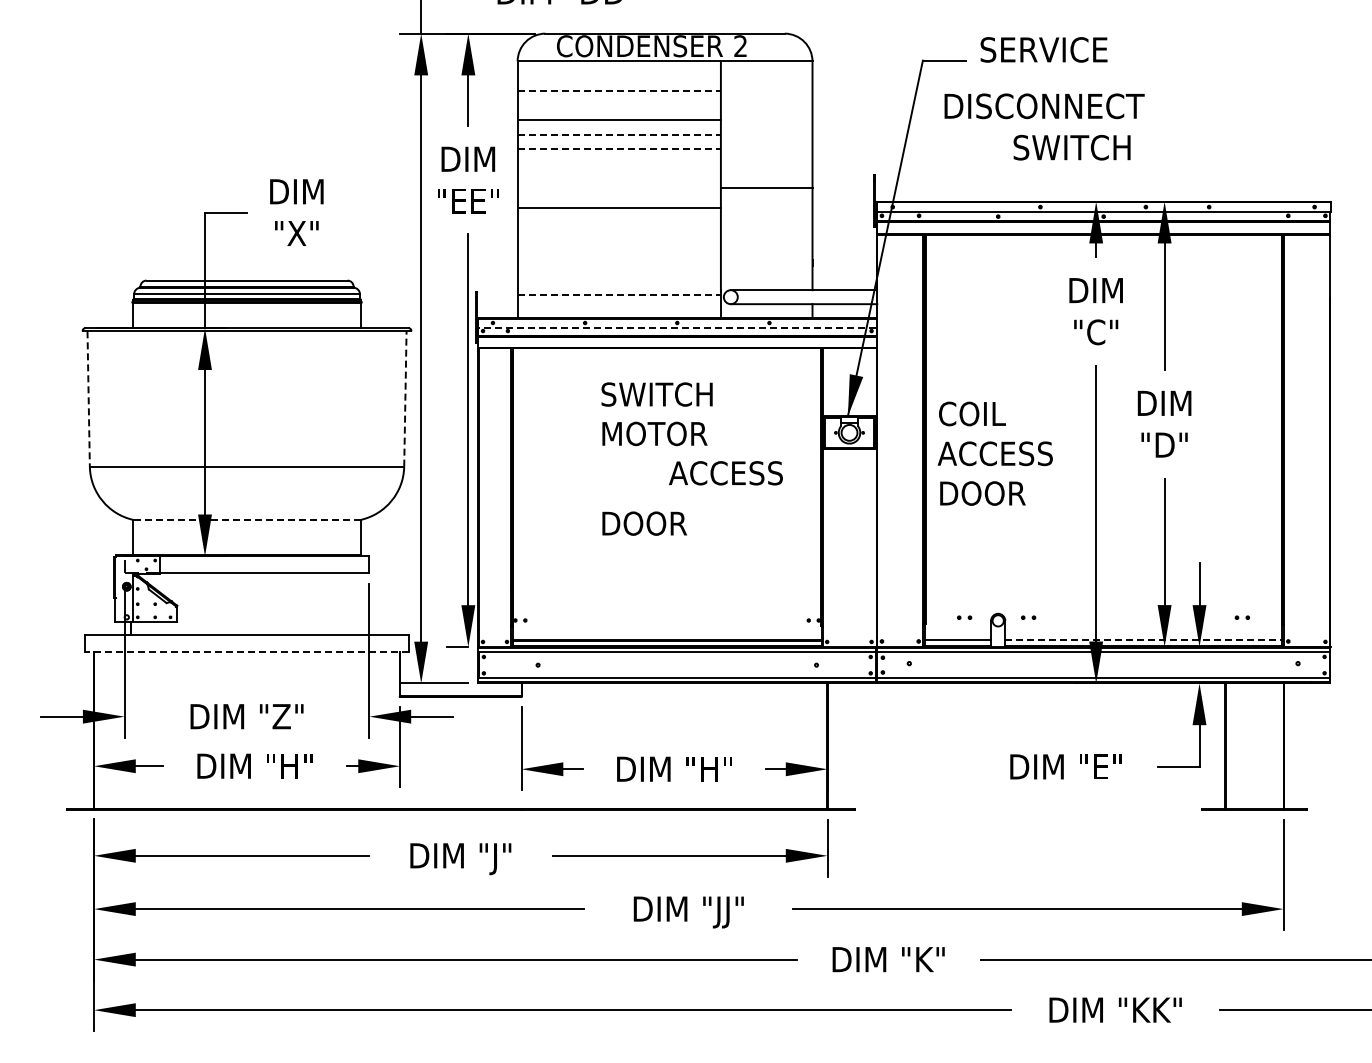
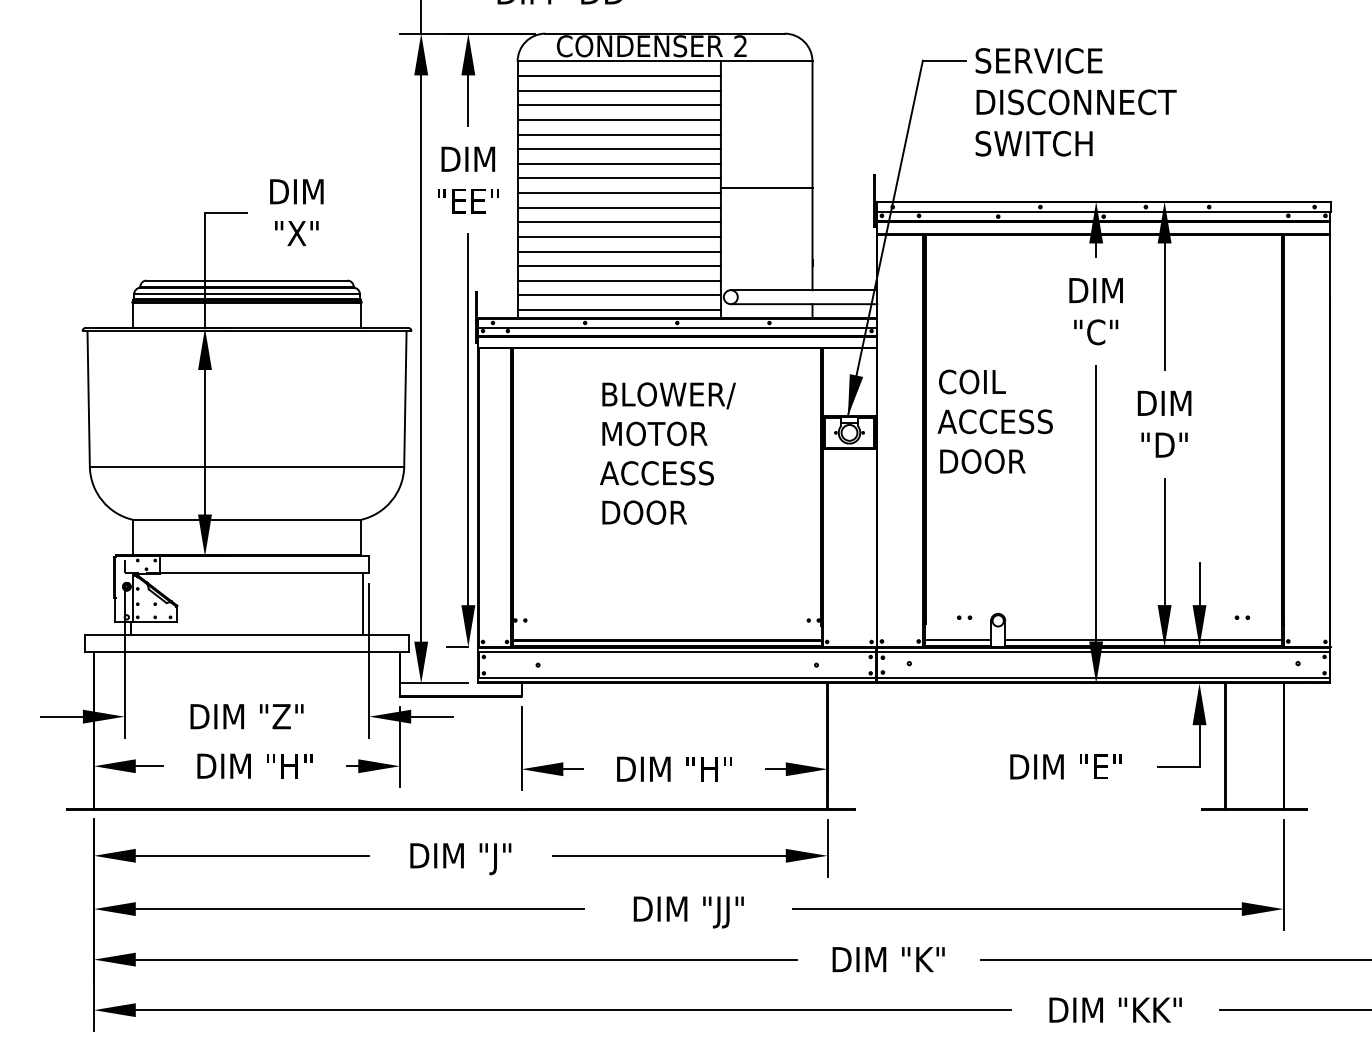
text position: (1043, 49) -> (1038, 60) (1038, 60)
line: none -> present (618, 76)
line: dashed -> solid (619, 90)
line: none -> present (618, 105)
text position: (1044, 106) -> (1076, 102) (1076, 102)
line: dashed -> solid (619, 134)
text position: (1071, 147) -> (1033, 143) (1033, 143)
line: dashed -> solid (619, 149)
line: none -> present (618, 163)
line: none -> present (618, 178)
line: none -> present (618, 193)
line: none -> present (618, 222)
line: none -> present (618, 236)
line: none -> present (618, 251)
line: none -> present (618, 266)
line: none -> present (618, 280)
line: dashed -> solid (619, 295)
line: none -> present (618, 310)
line: dashed -> solid (677, 327)
text: SWITCH -> BLOWER/ (668, 395)
line: dashed -> solid (88, 398)
line: dashed -> solid (405, 398)
text position: (994, 453) -> (994, 421) (994, 421)
text position: (725, 473) -> (656, 473) (656, 473)
line: dashed -> solid (247, 519)
text position: (644, 523) -> (644, 512) (644, 512)
line: none -> present (362, 603)
part: present -> none (1028, 617)
line: dashed -> solid (1144, 639)
line: dashed -> solid (246, 652)
